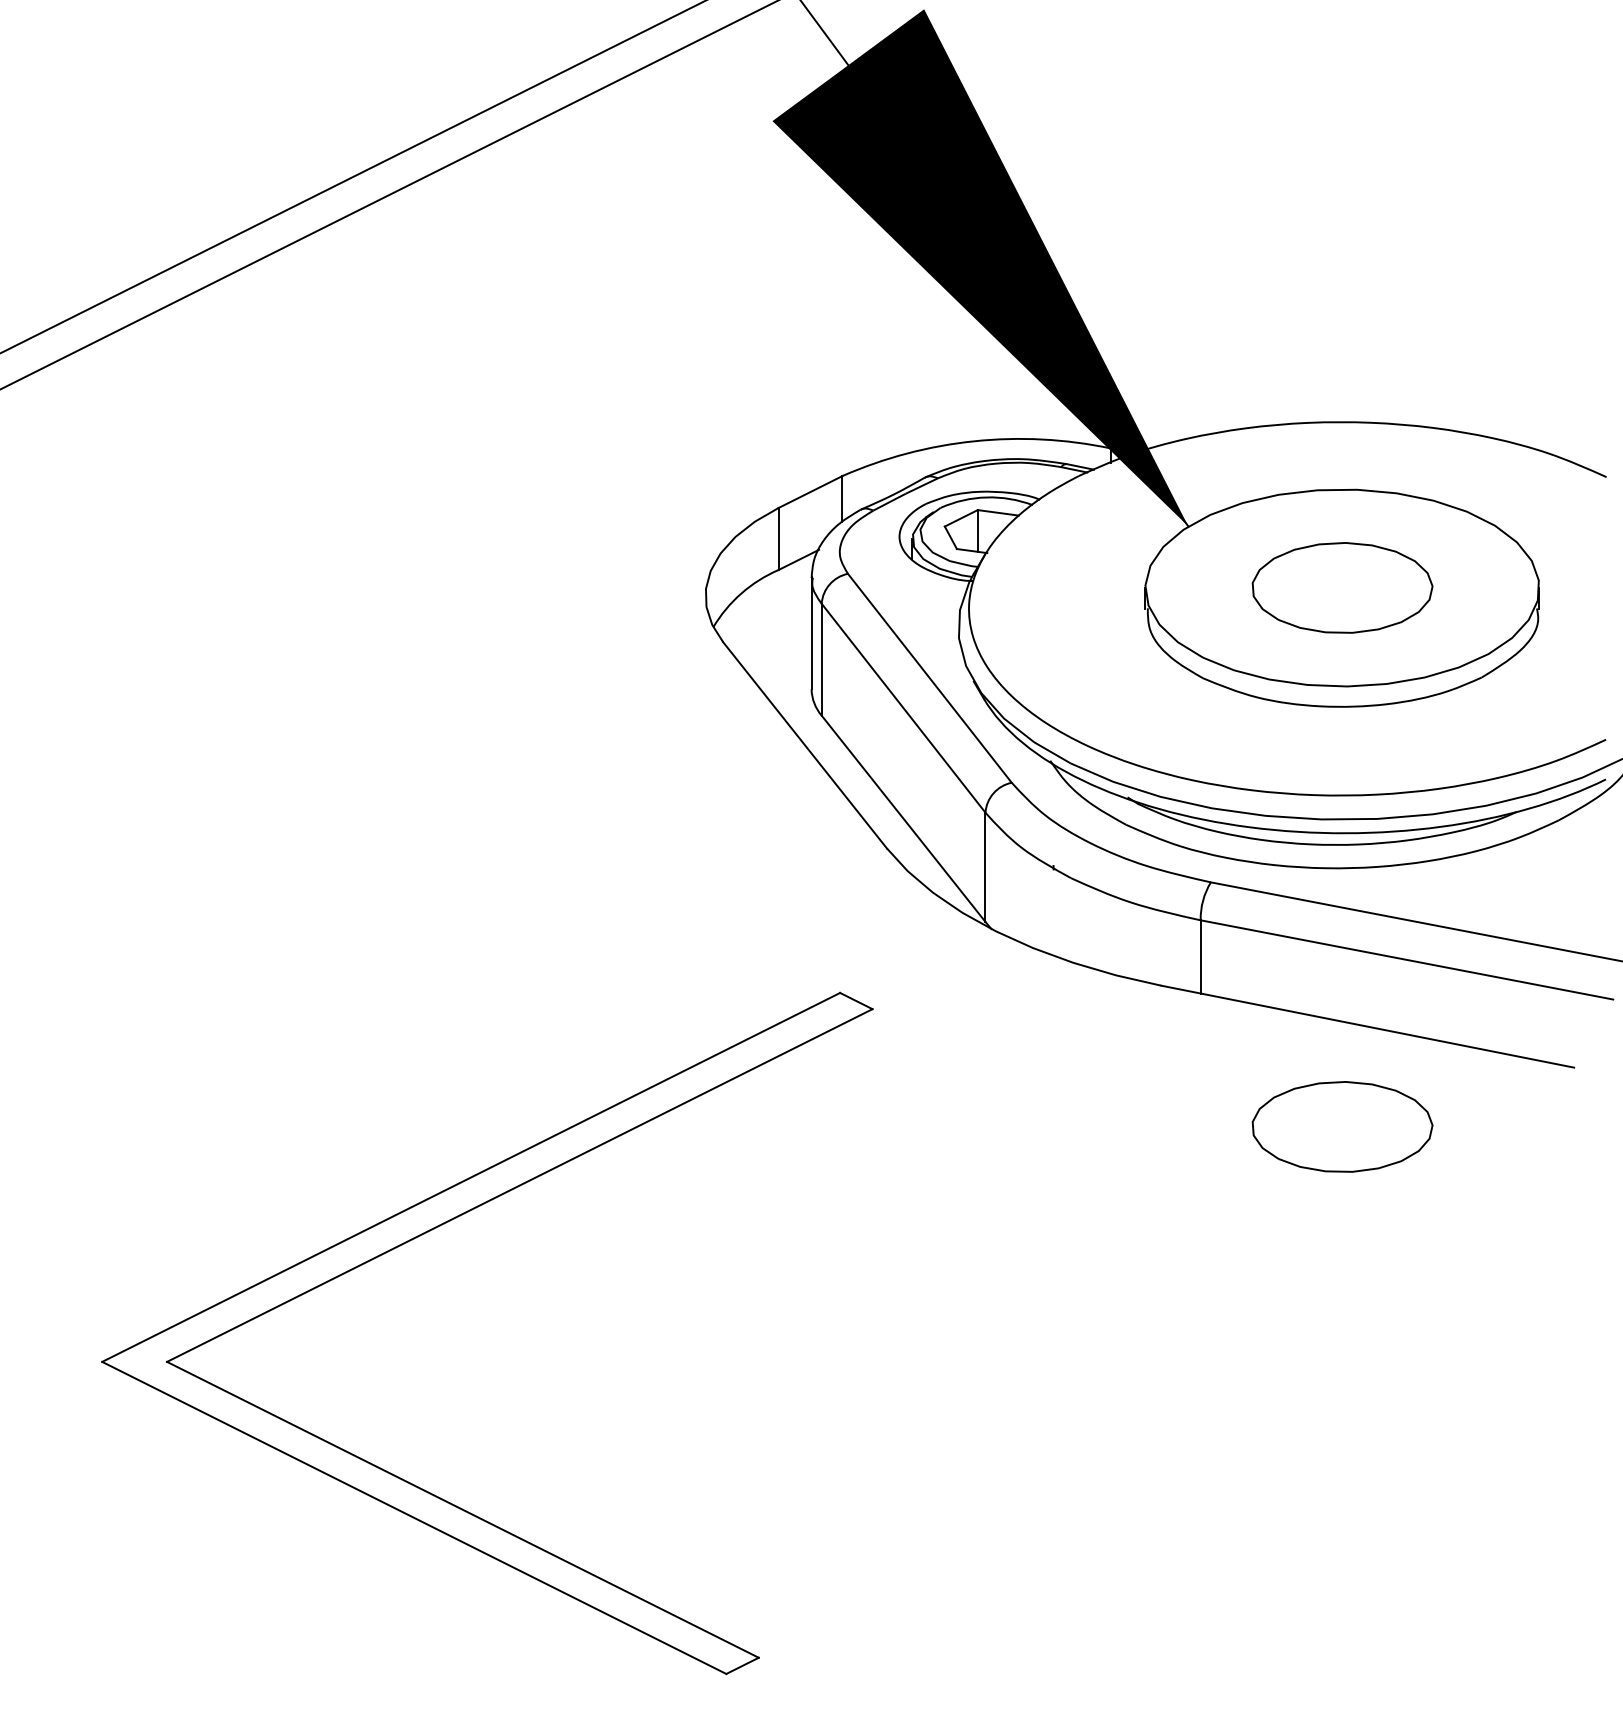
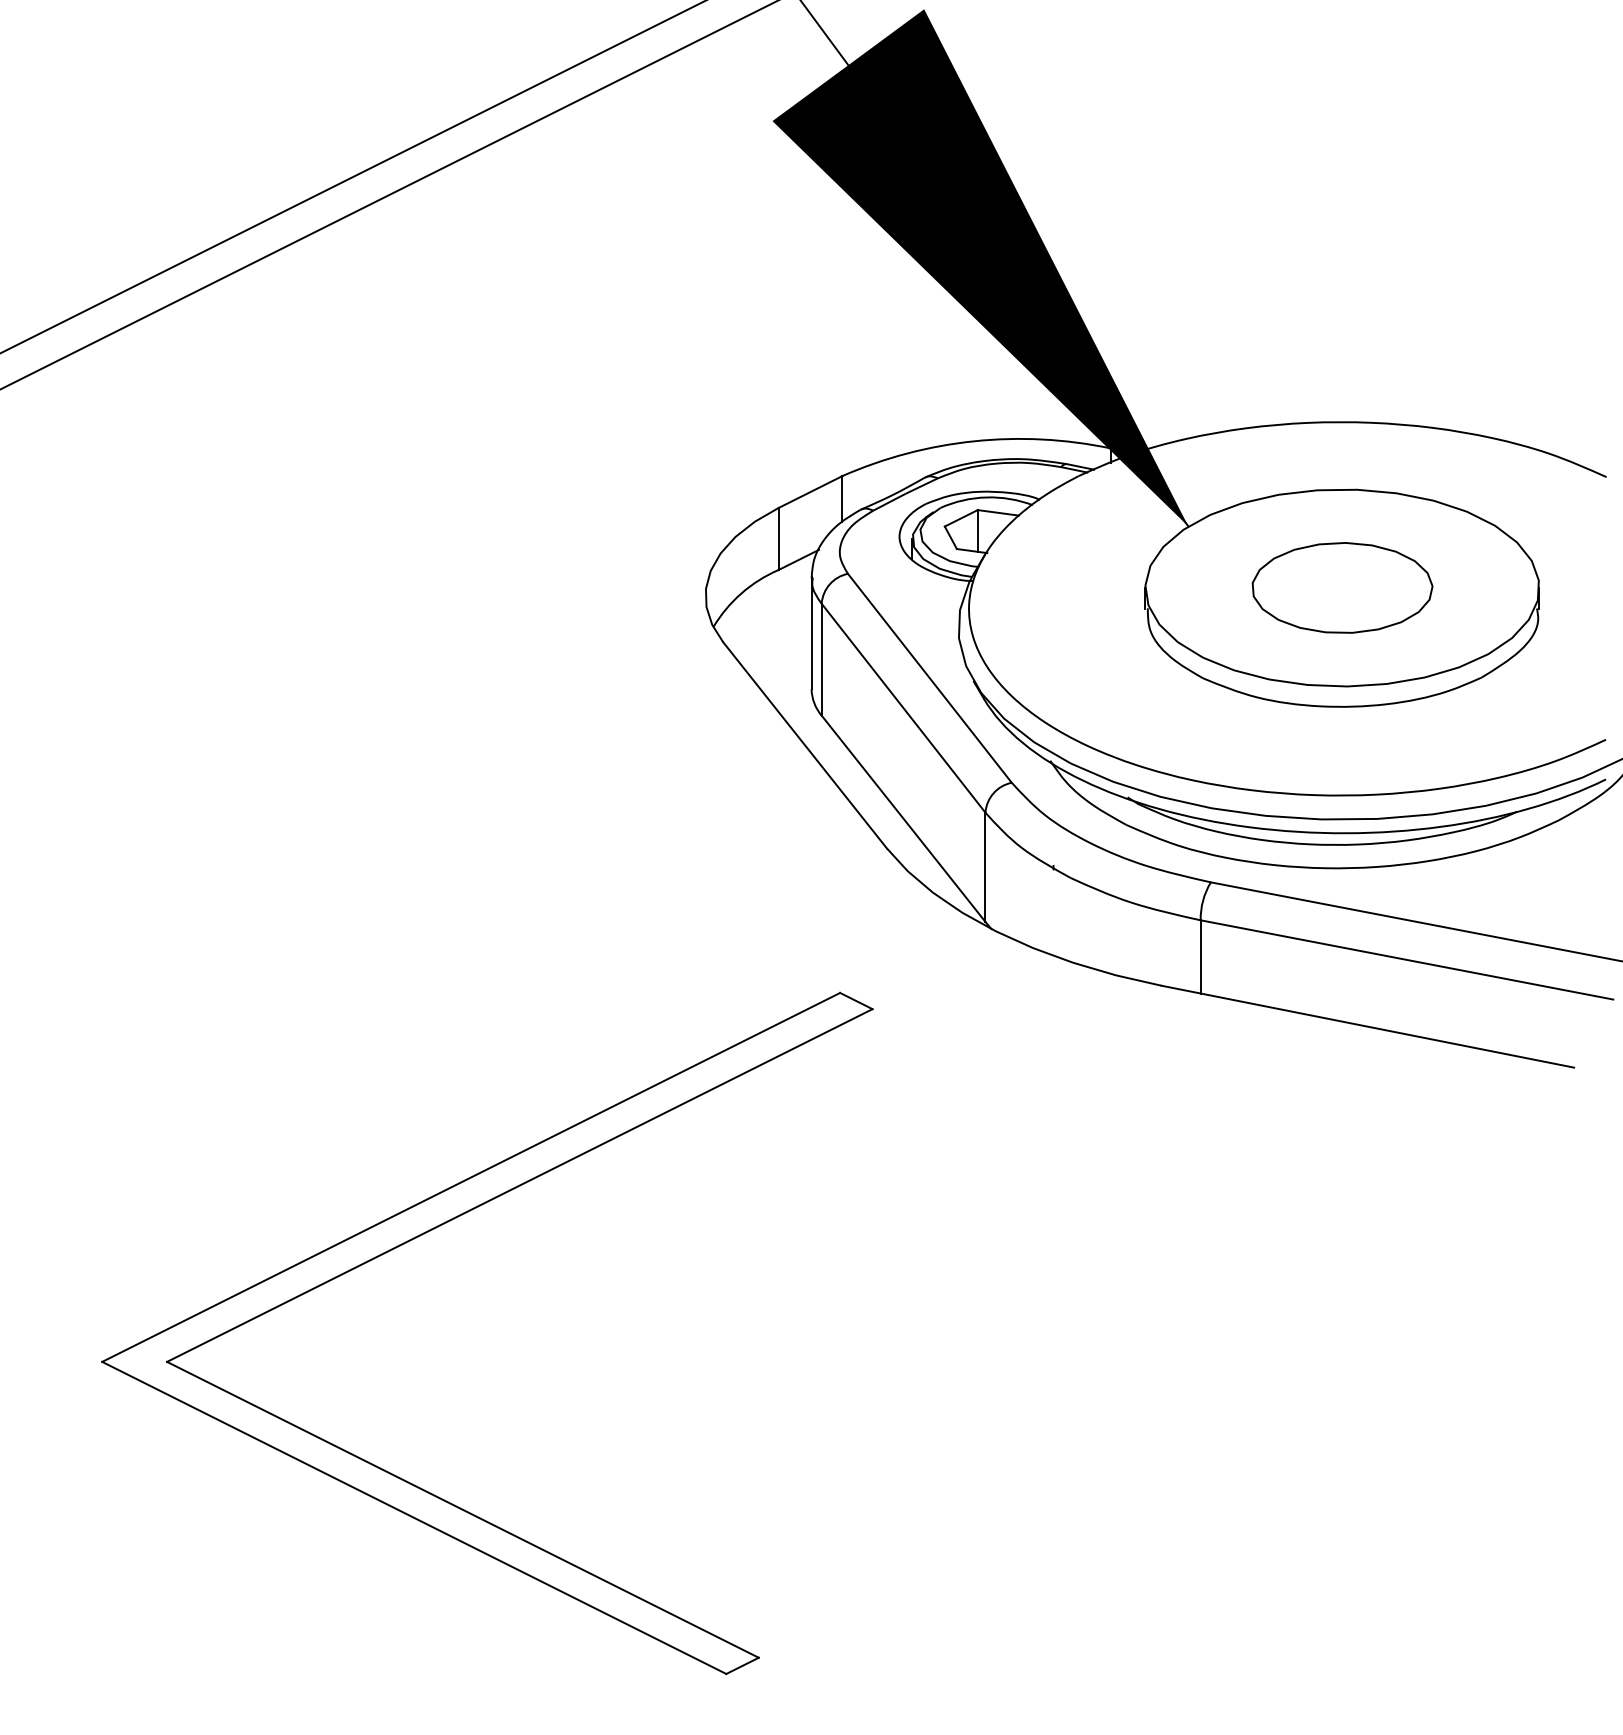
part: present -> none (1342, 1126)
